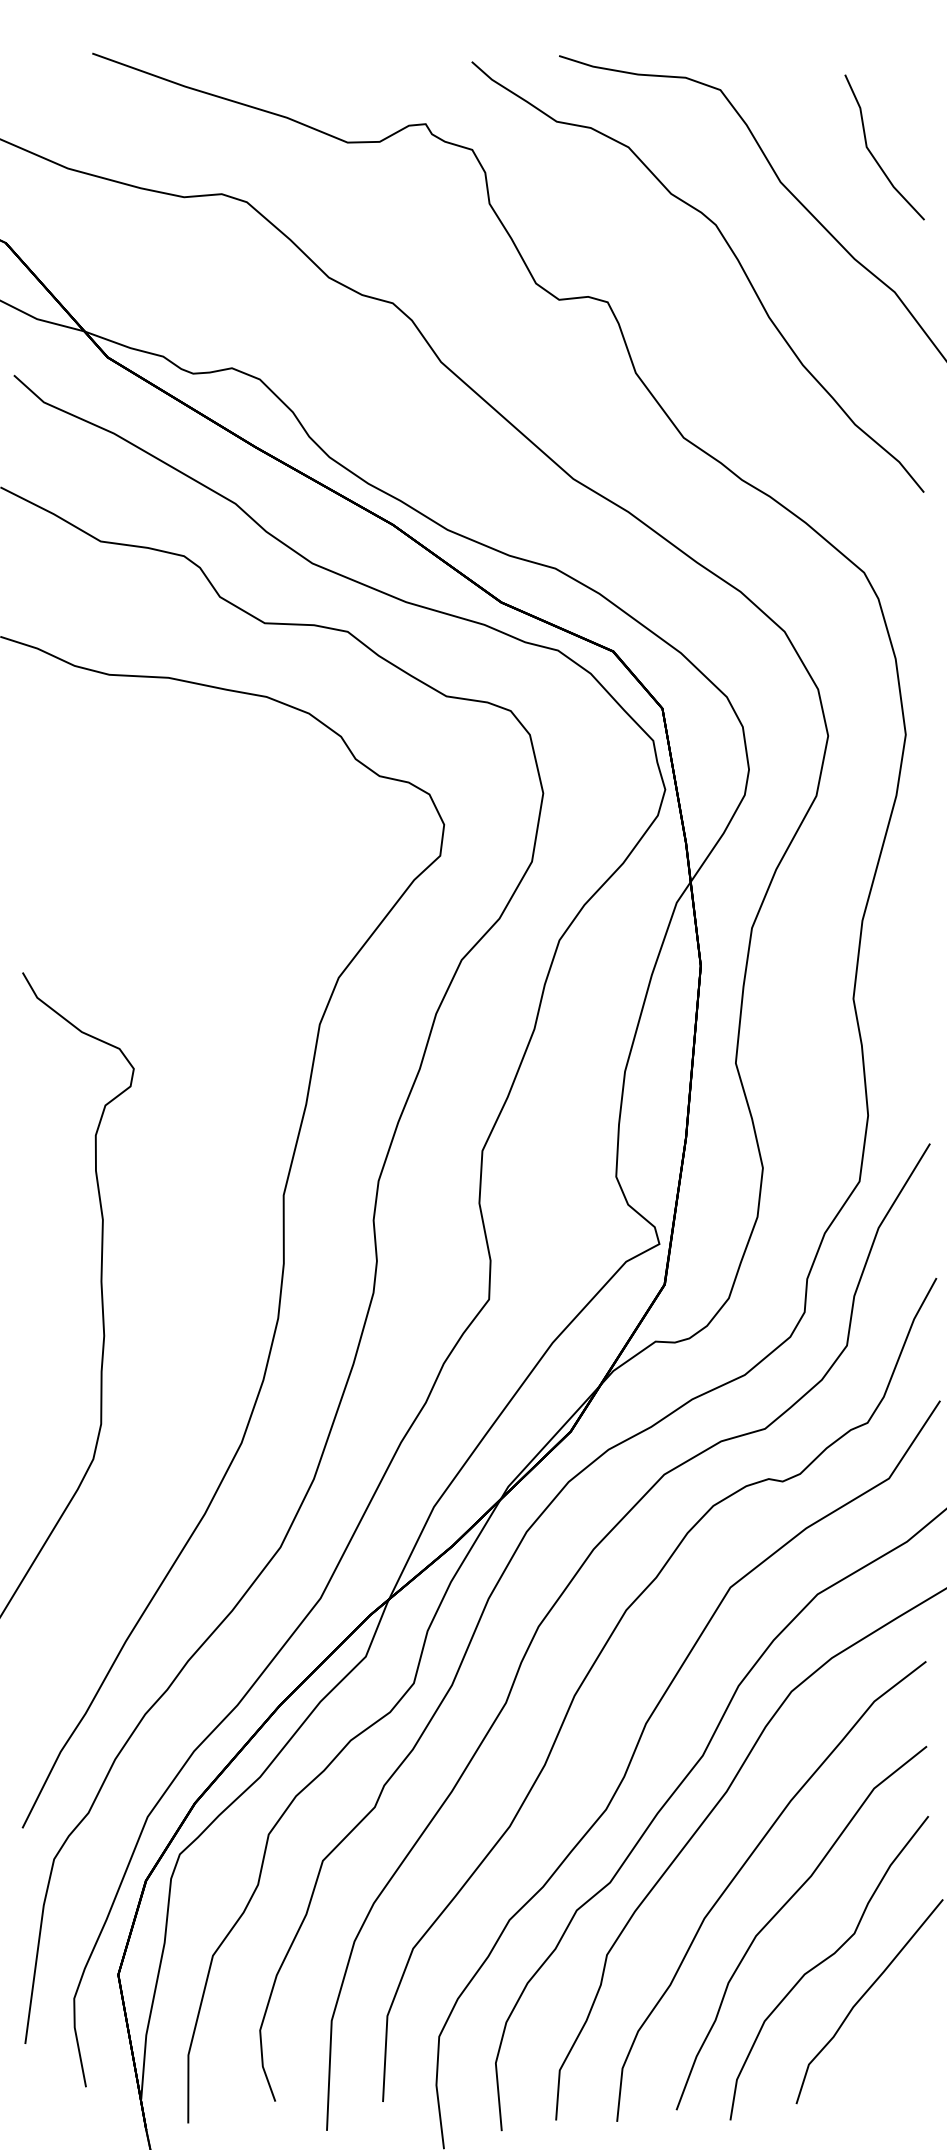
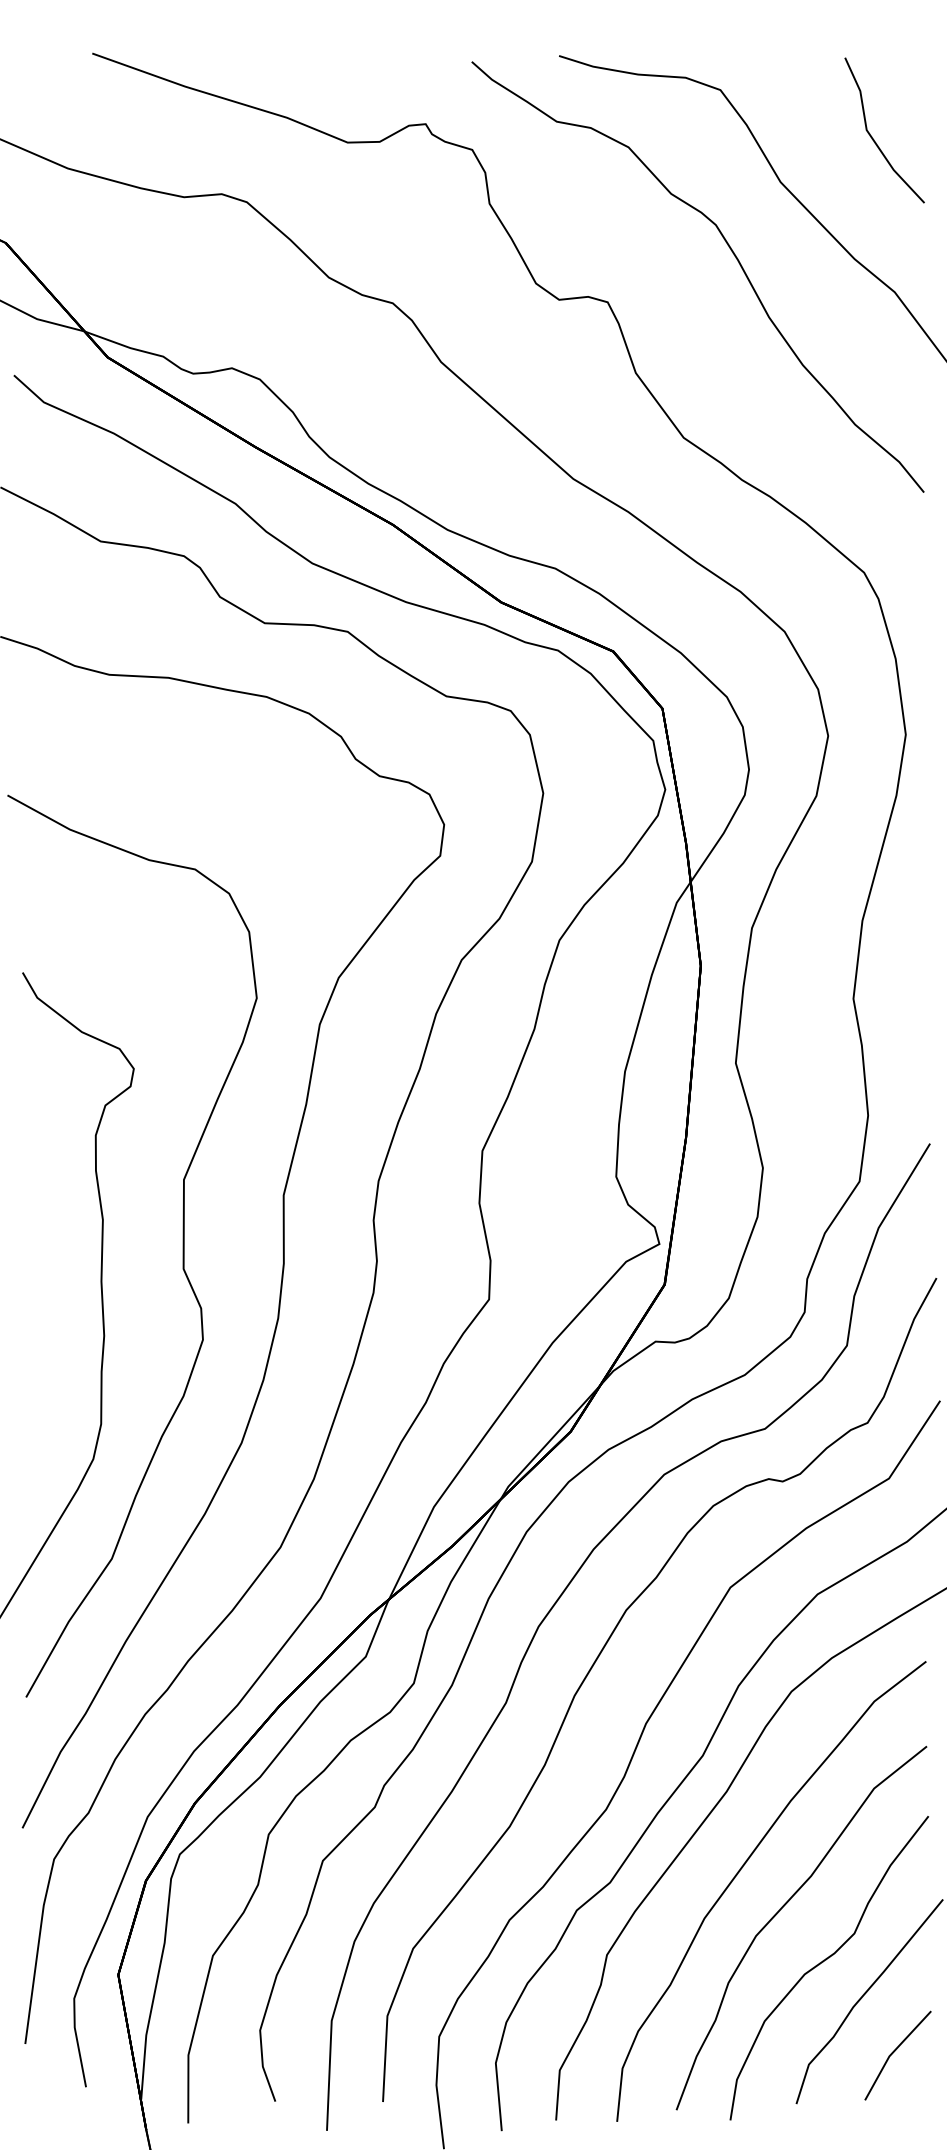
line position: (872, 153) -> (872, 136) (872, 136)
curve: none -> present (182, 1245)
line: none -> present (894, 2052)
